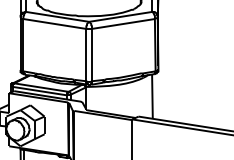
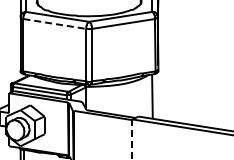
line: solid -> dashed (54, 23)
line: solid -> dashed (132, 139)
